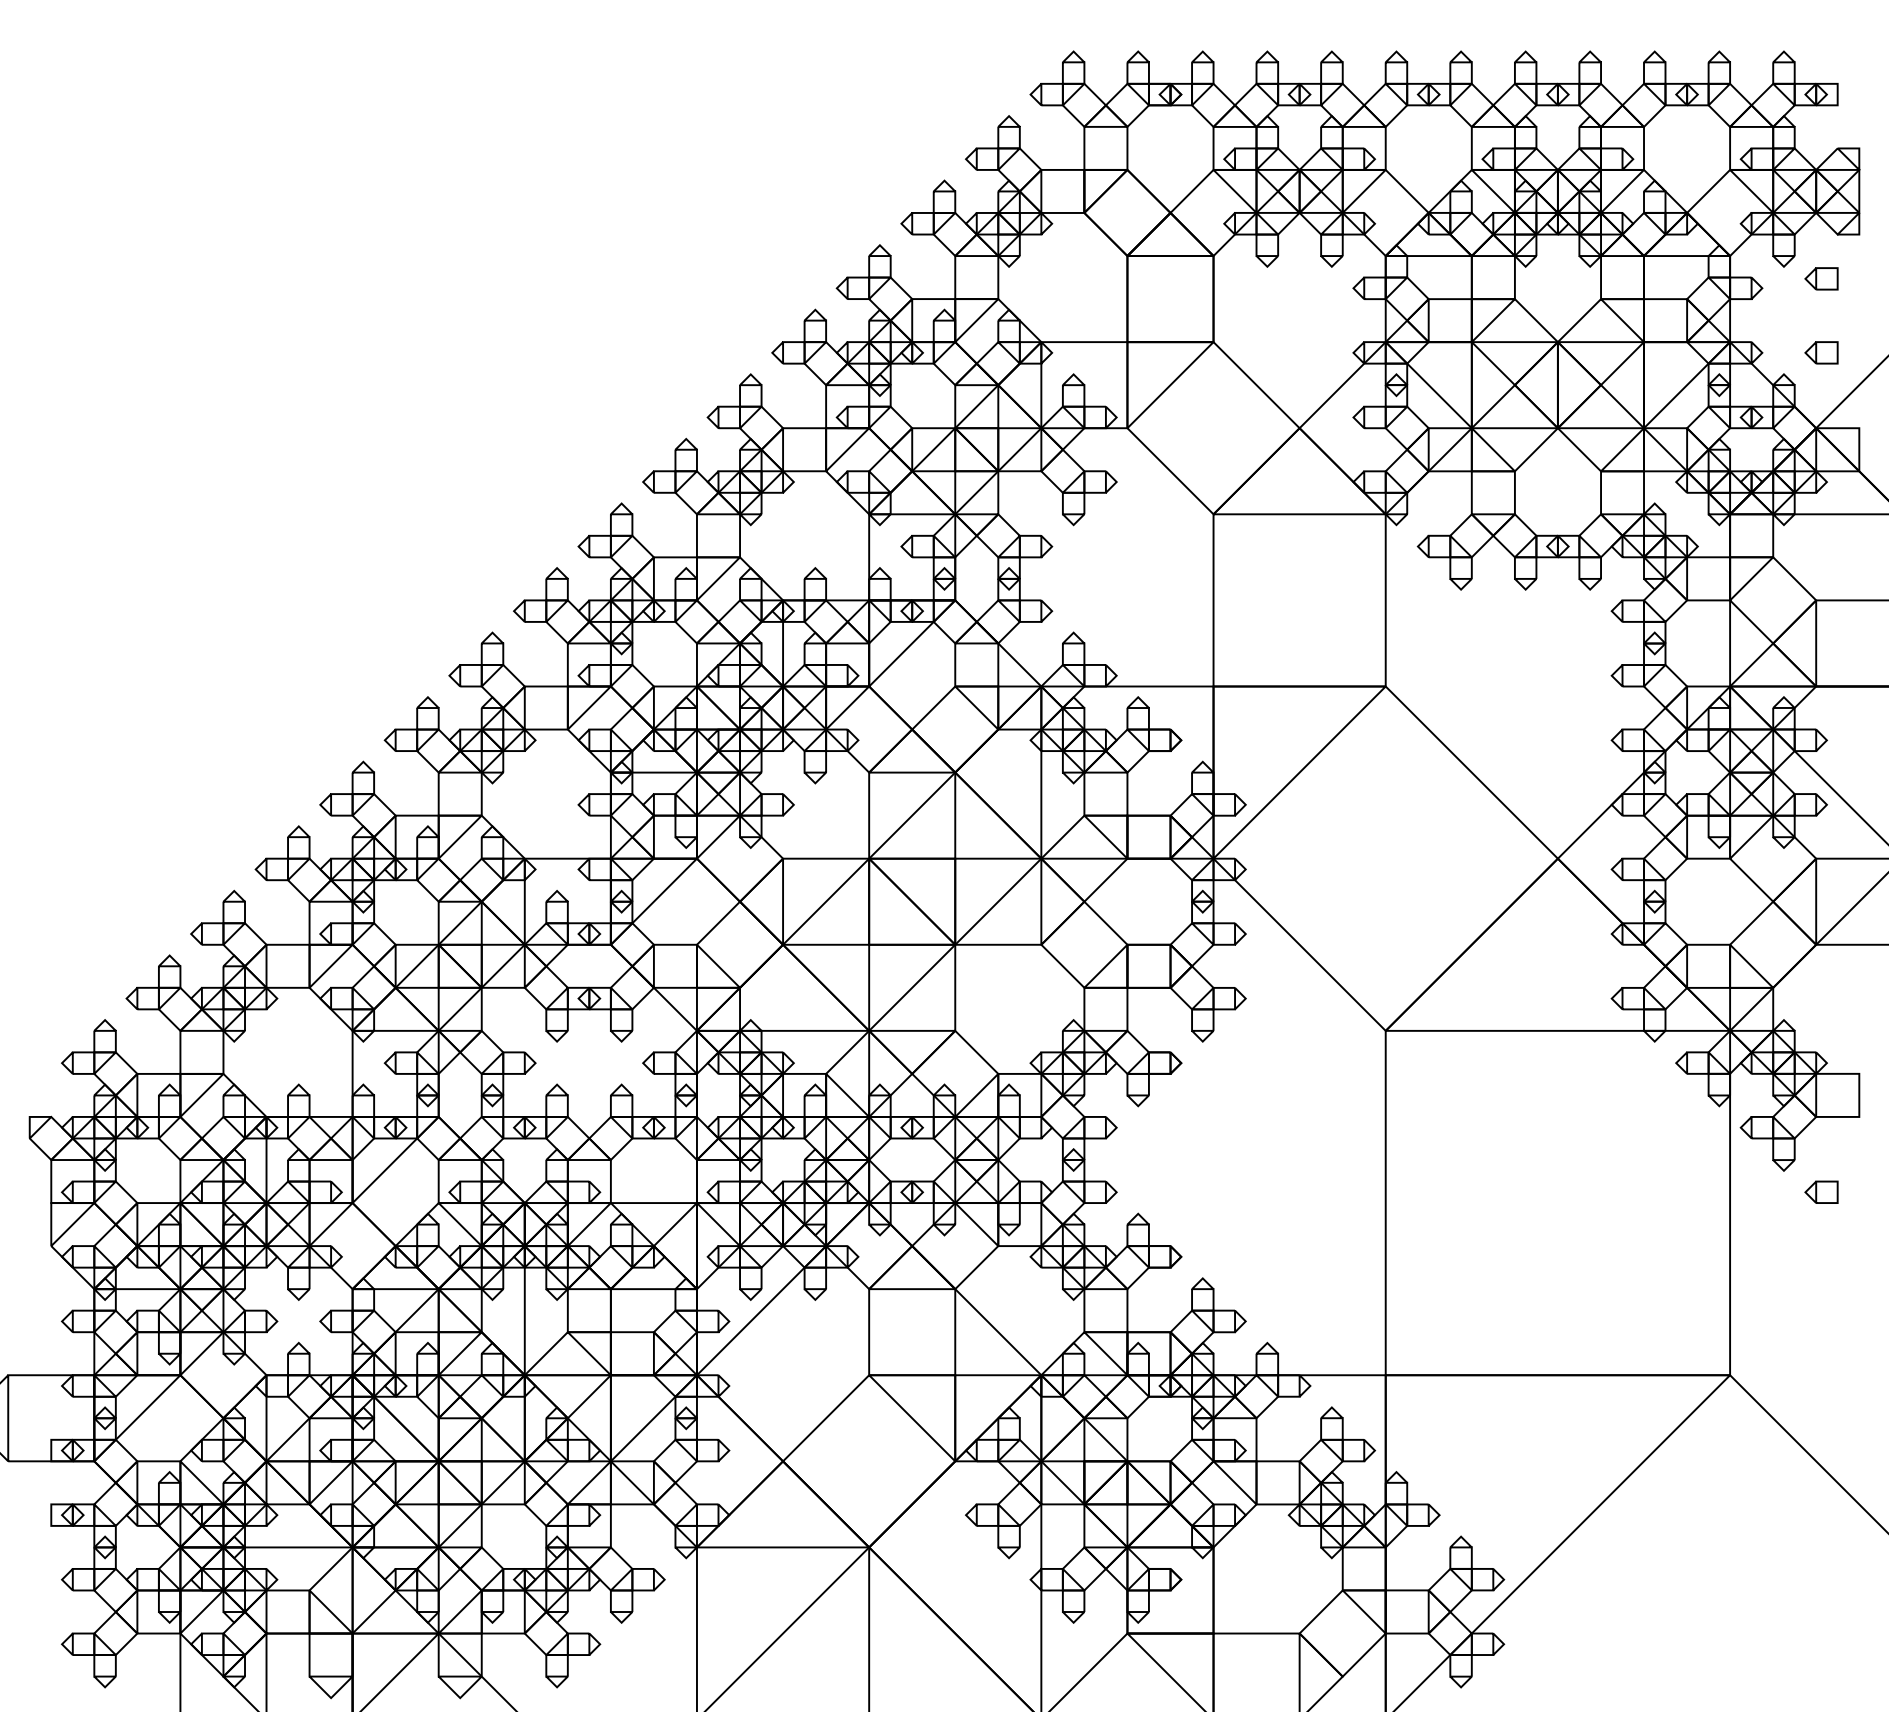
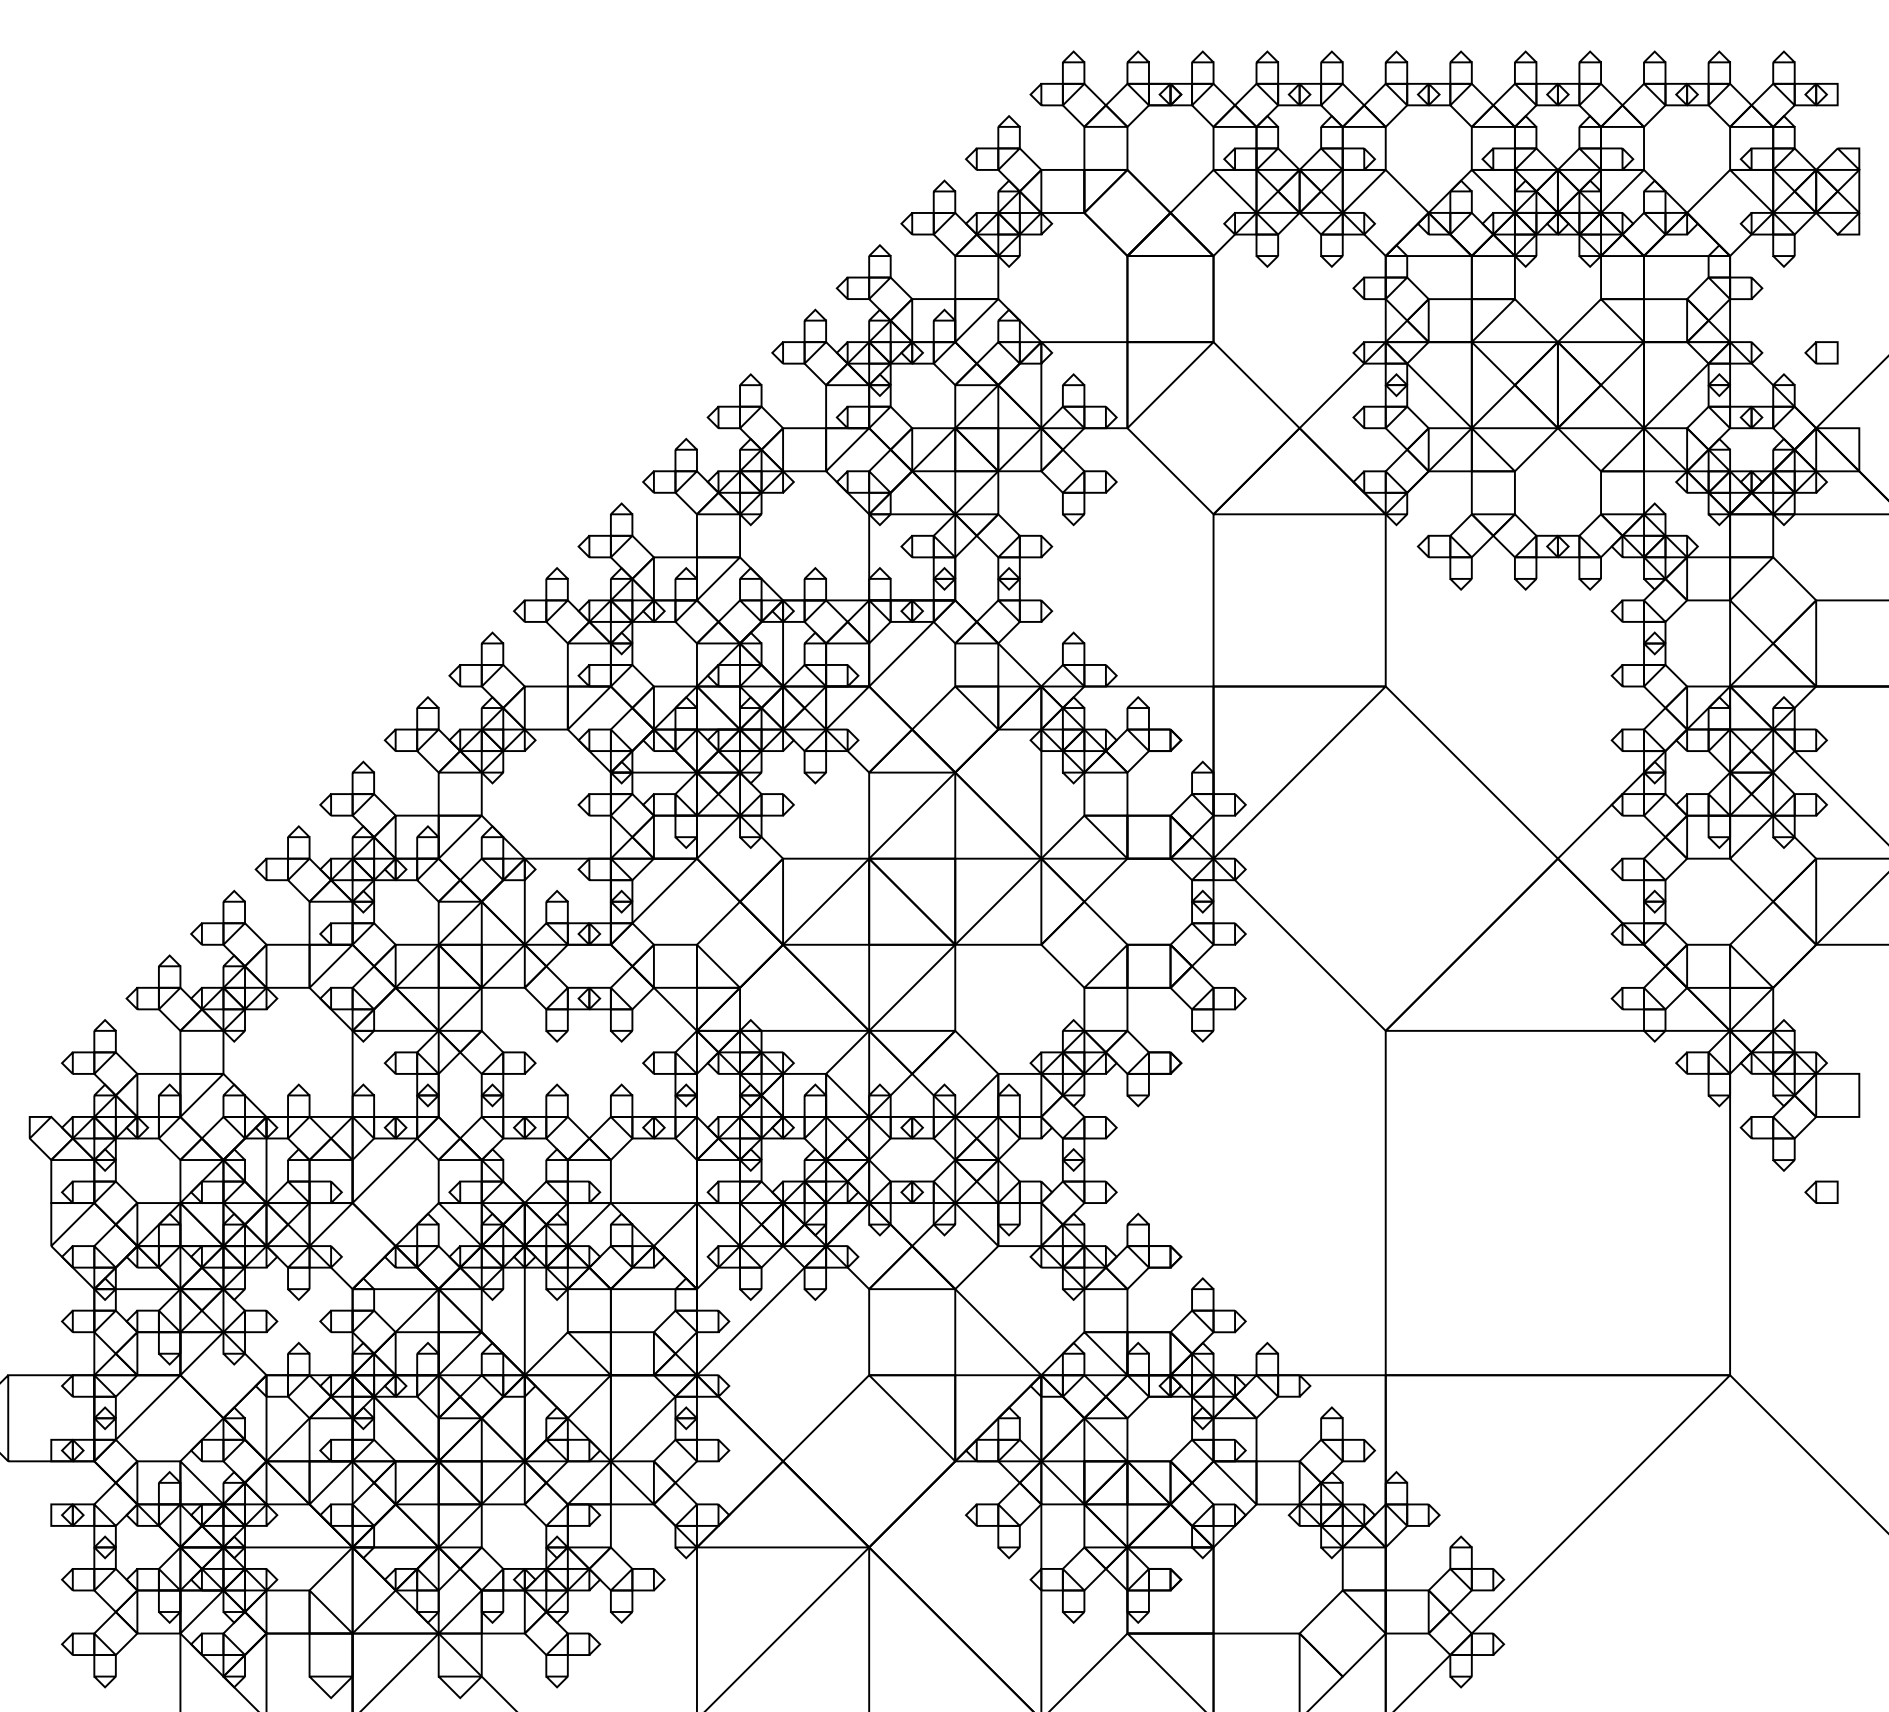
curve: present -> none (1817, 278)
